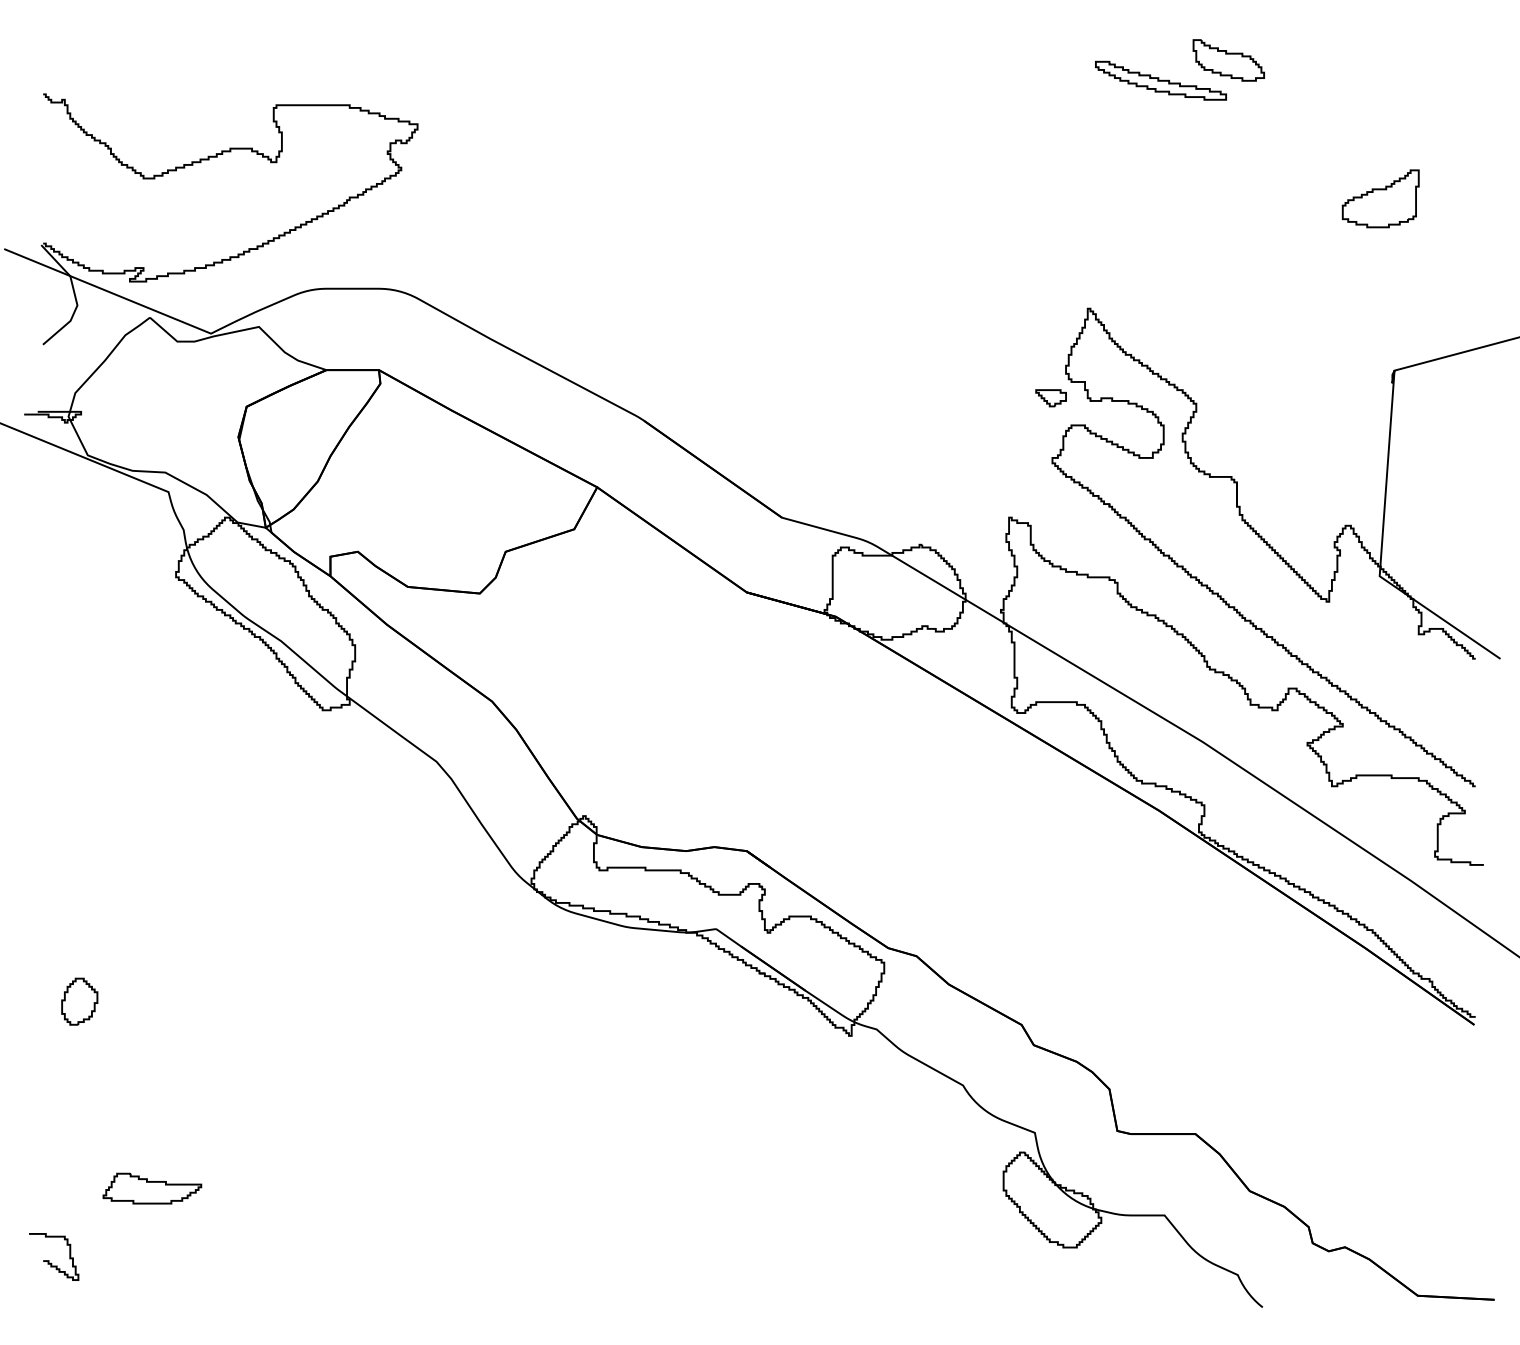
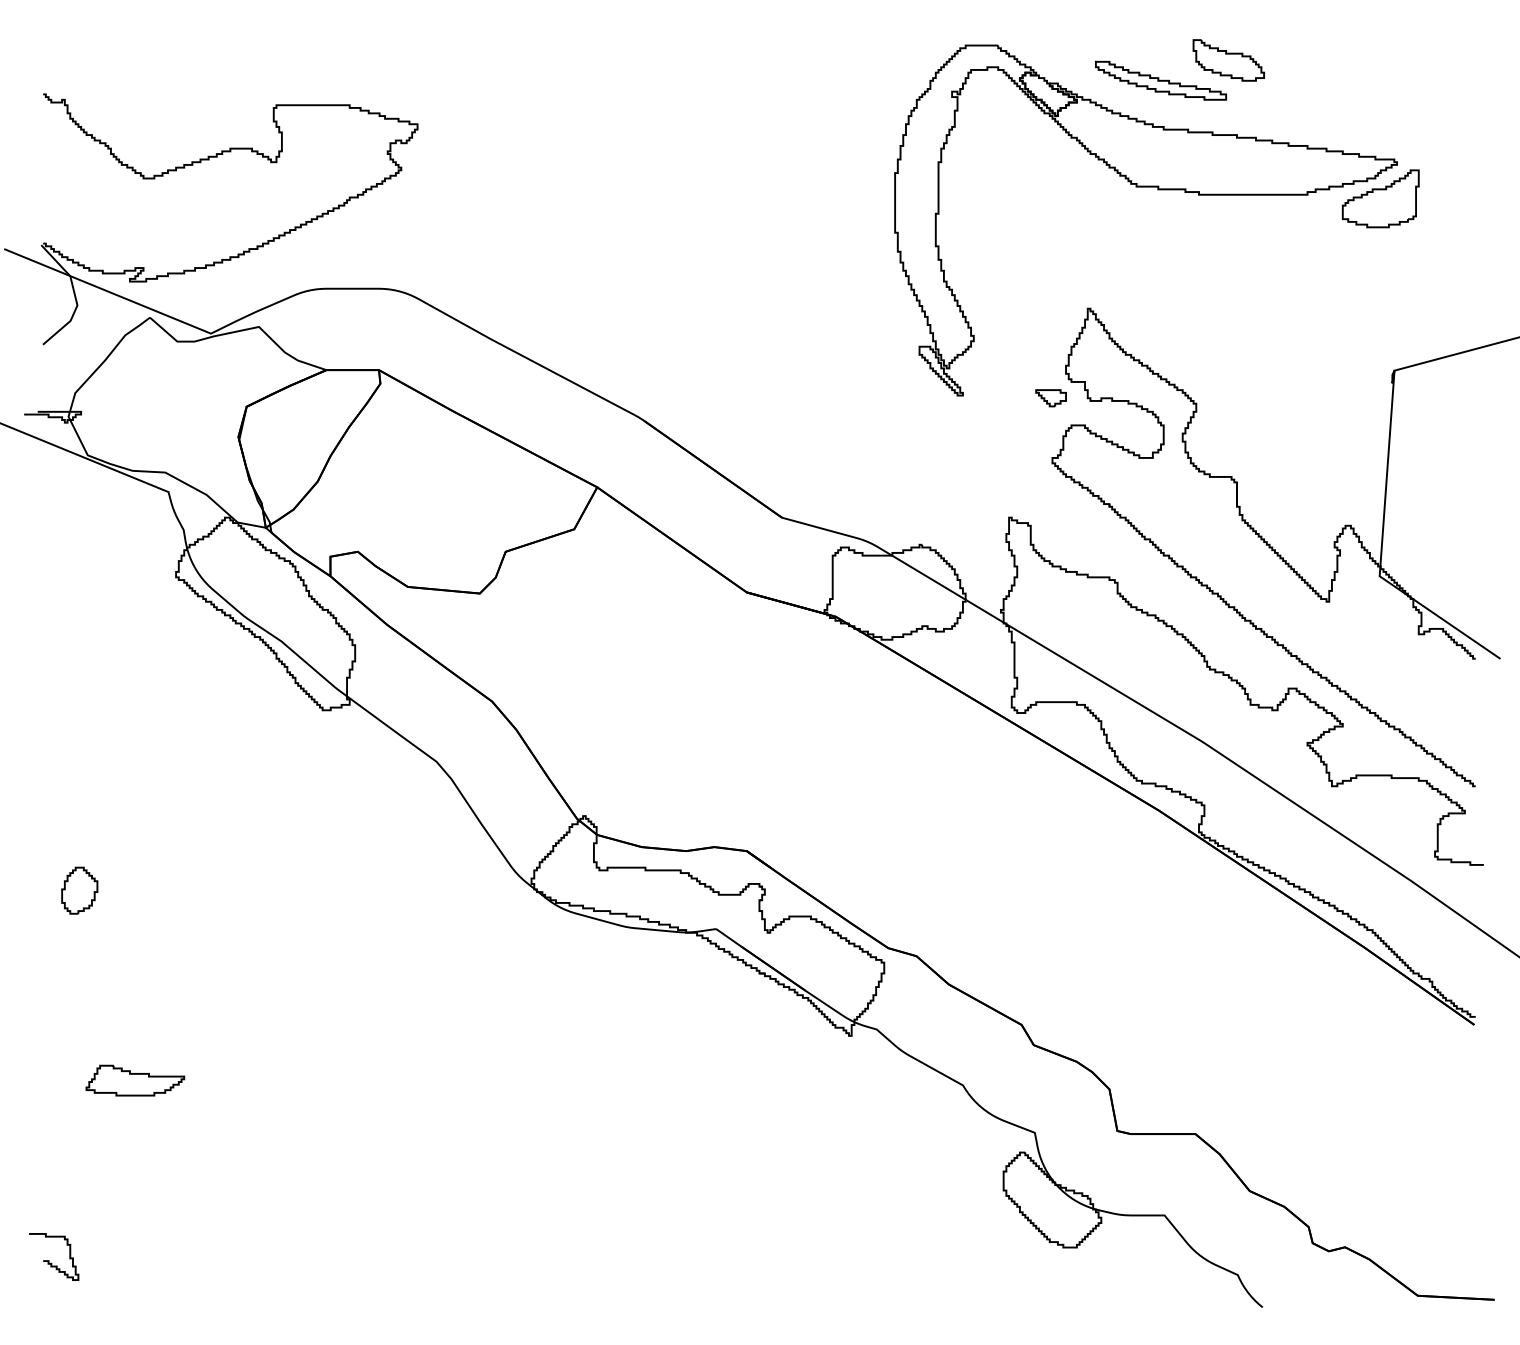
part: none -> present (1157, 190)
part position: (79, 1001) -> (79, 890) (79, 890)
part position: (152, 1188) -> (135, 1080) (135, 1080)
